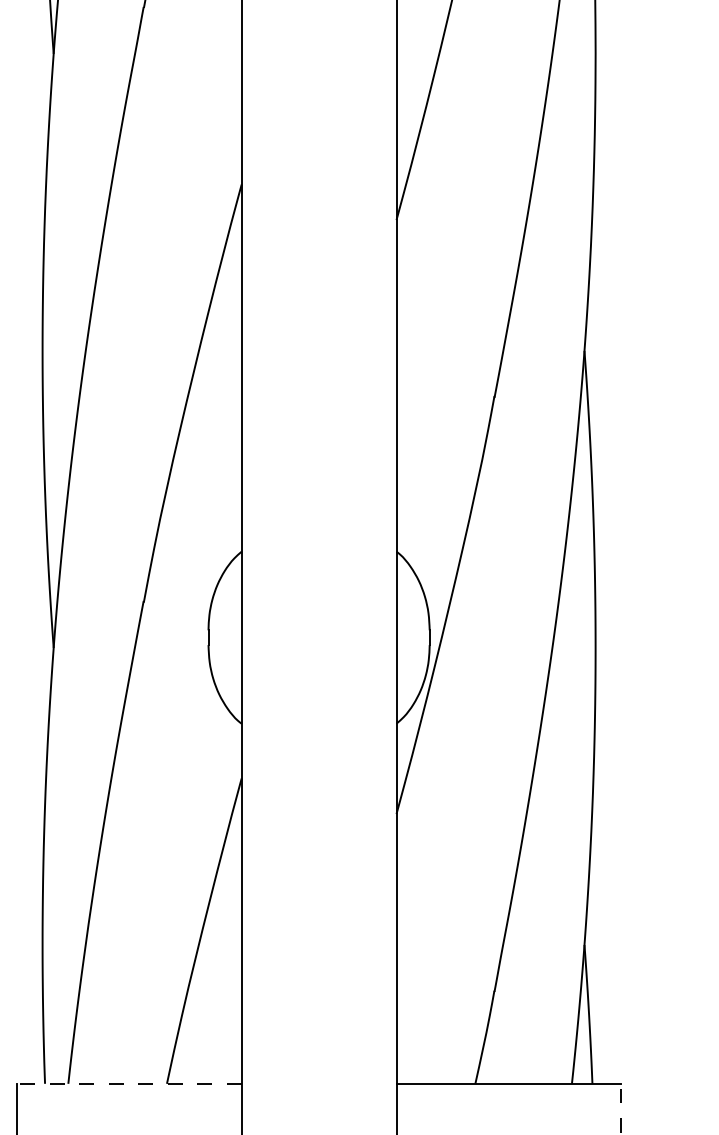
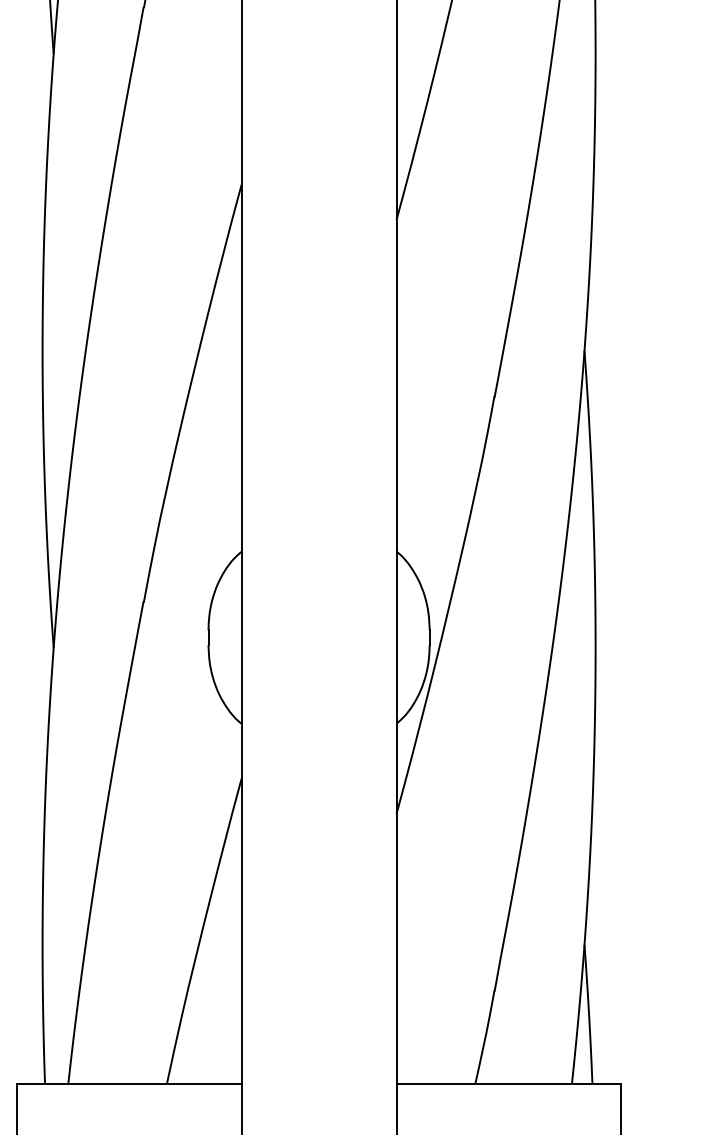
line: dashed -> solid (128, 1083)
line: dashed -> solid (621, 1108)
